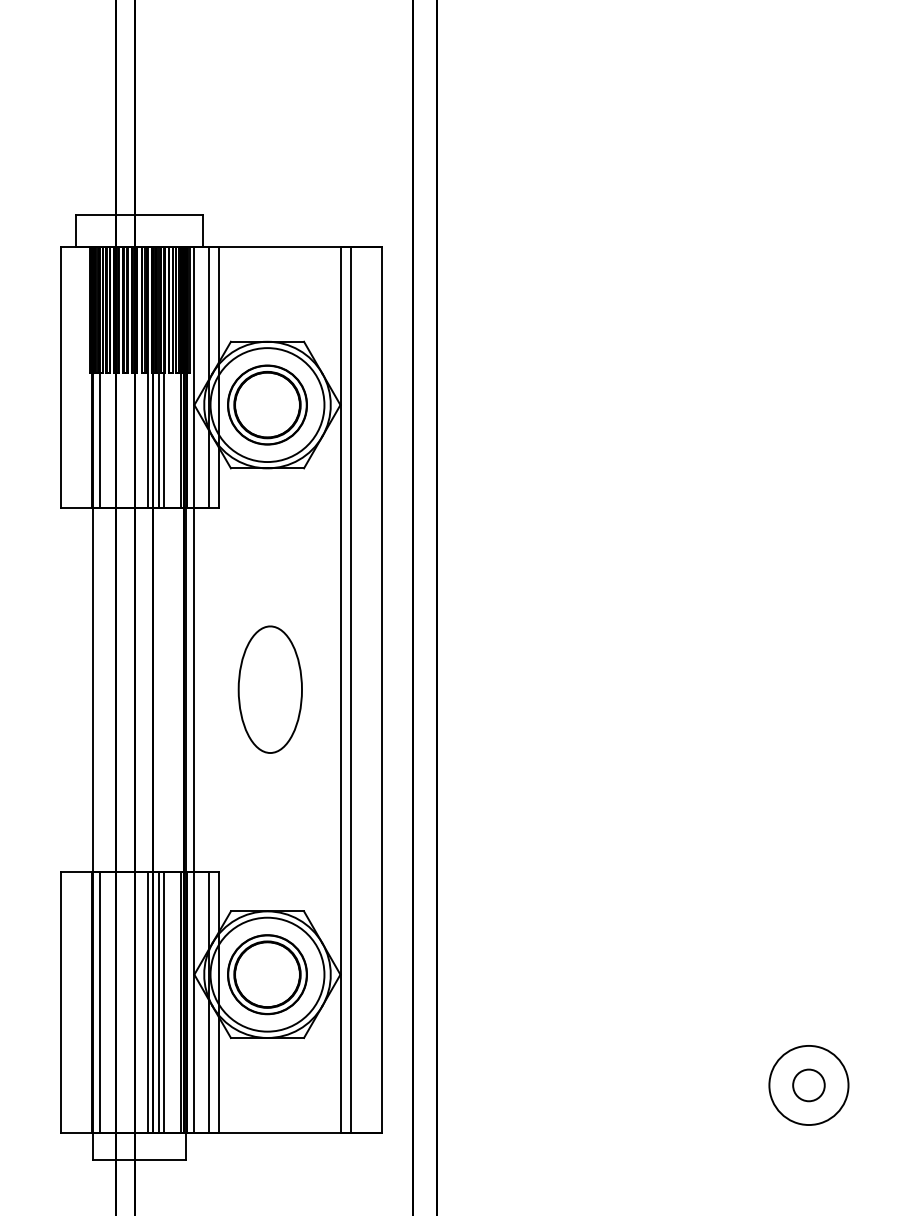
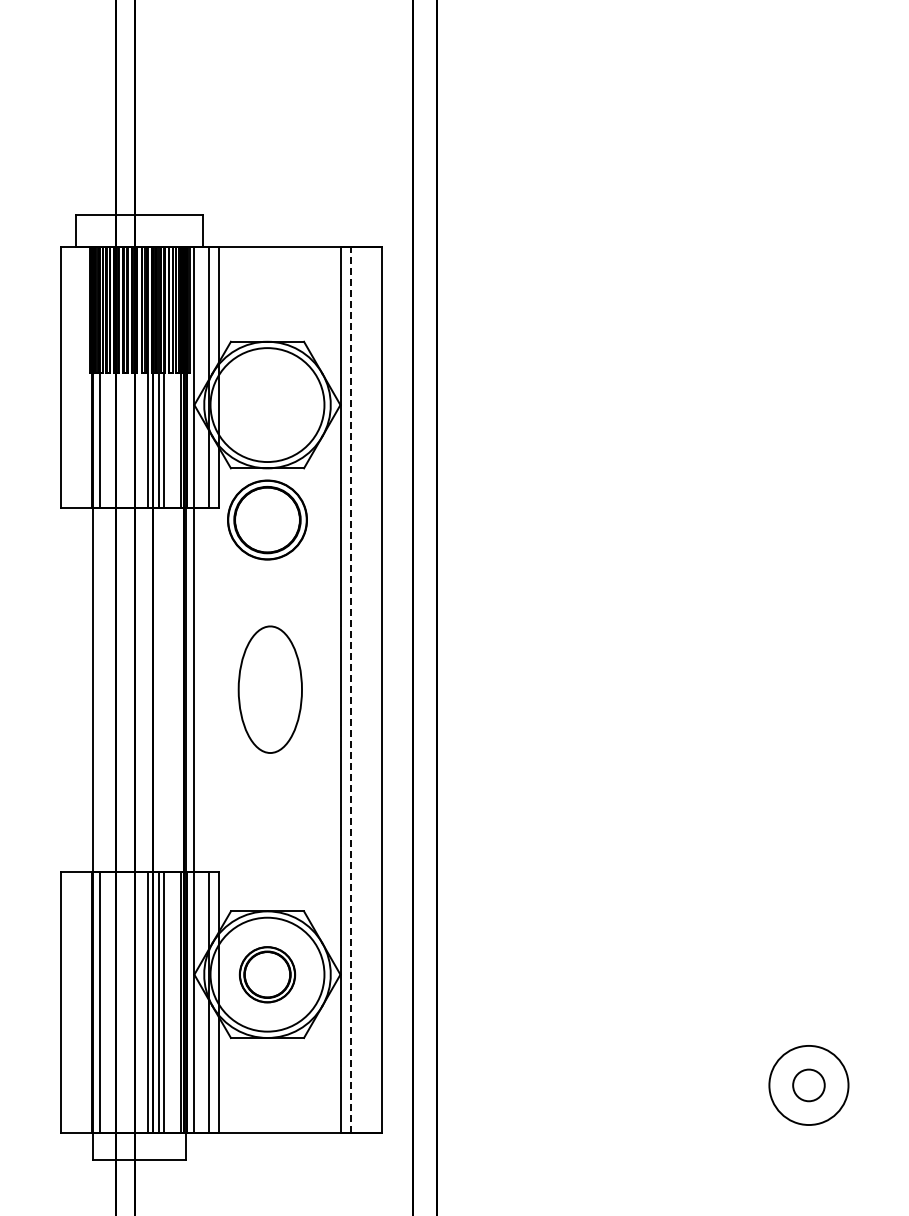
part position: (267, 404) -> (267, 519) (267, 519)
line: solid -> dashed (350, 689)
part size: 81x82 px -> 59x58 px (267, 974)
